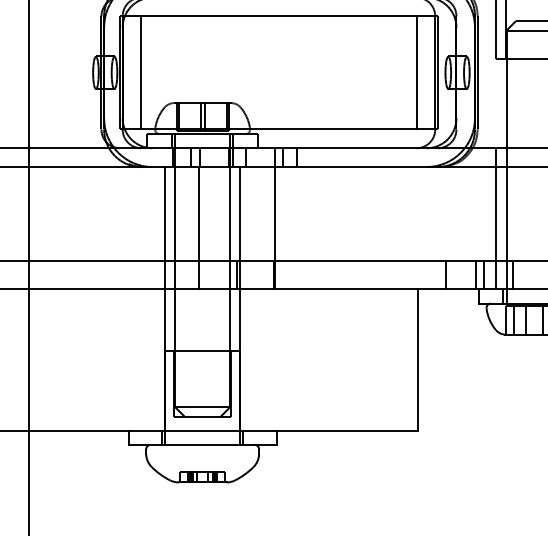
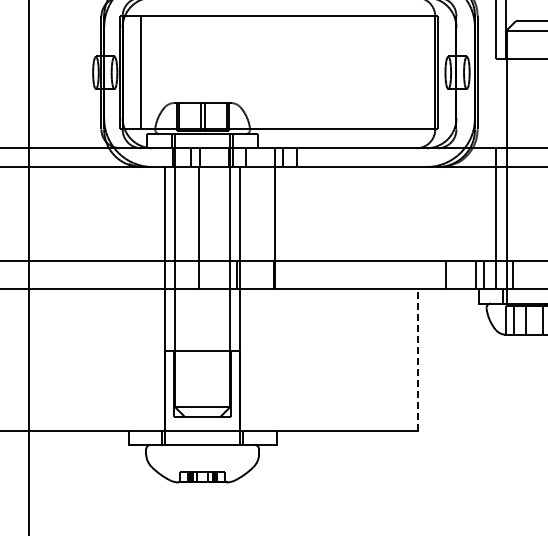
line: present -> none (416, 72)
line: solid -> dashed (417, 360)
